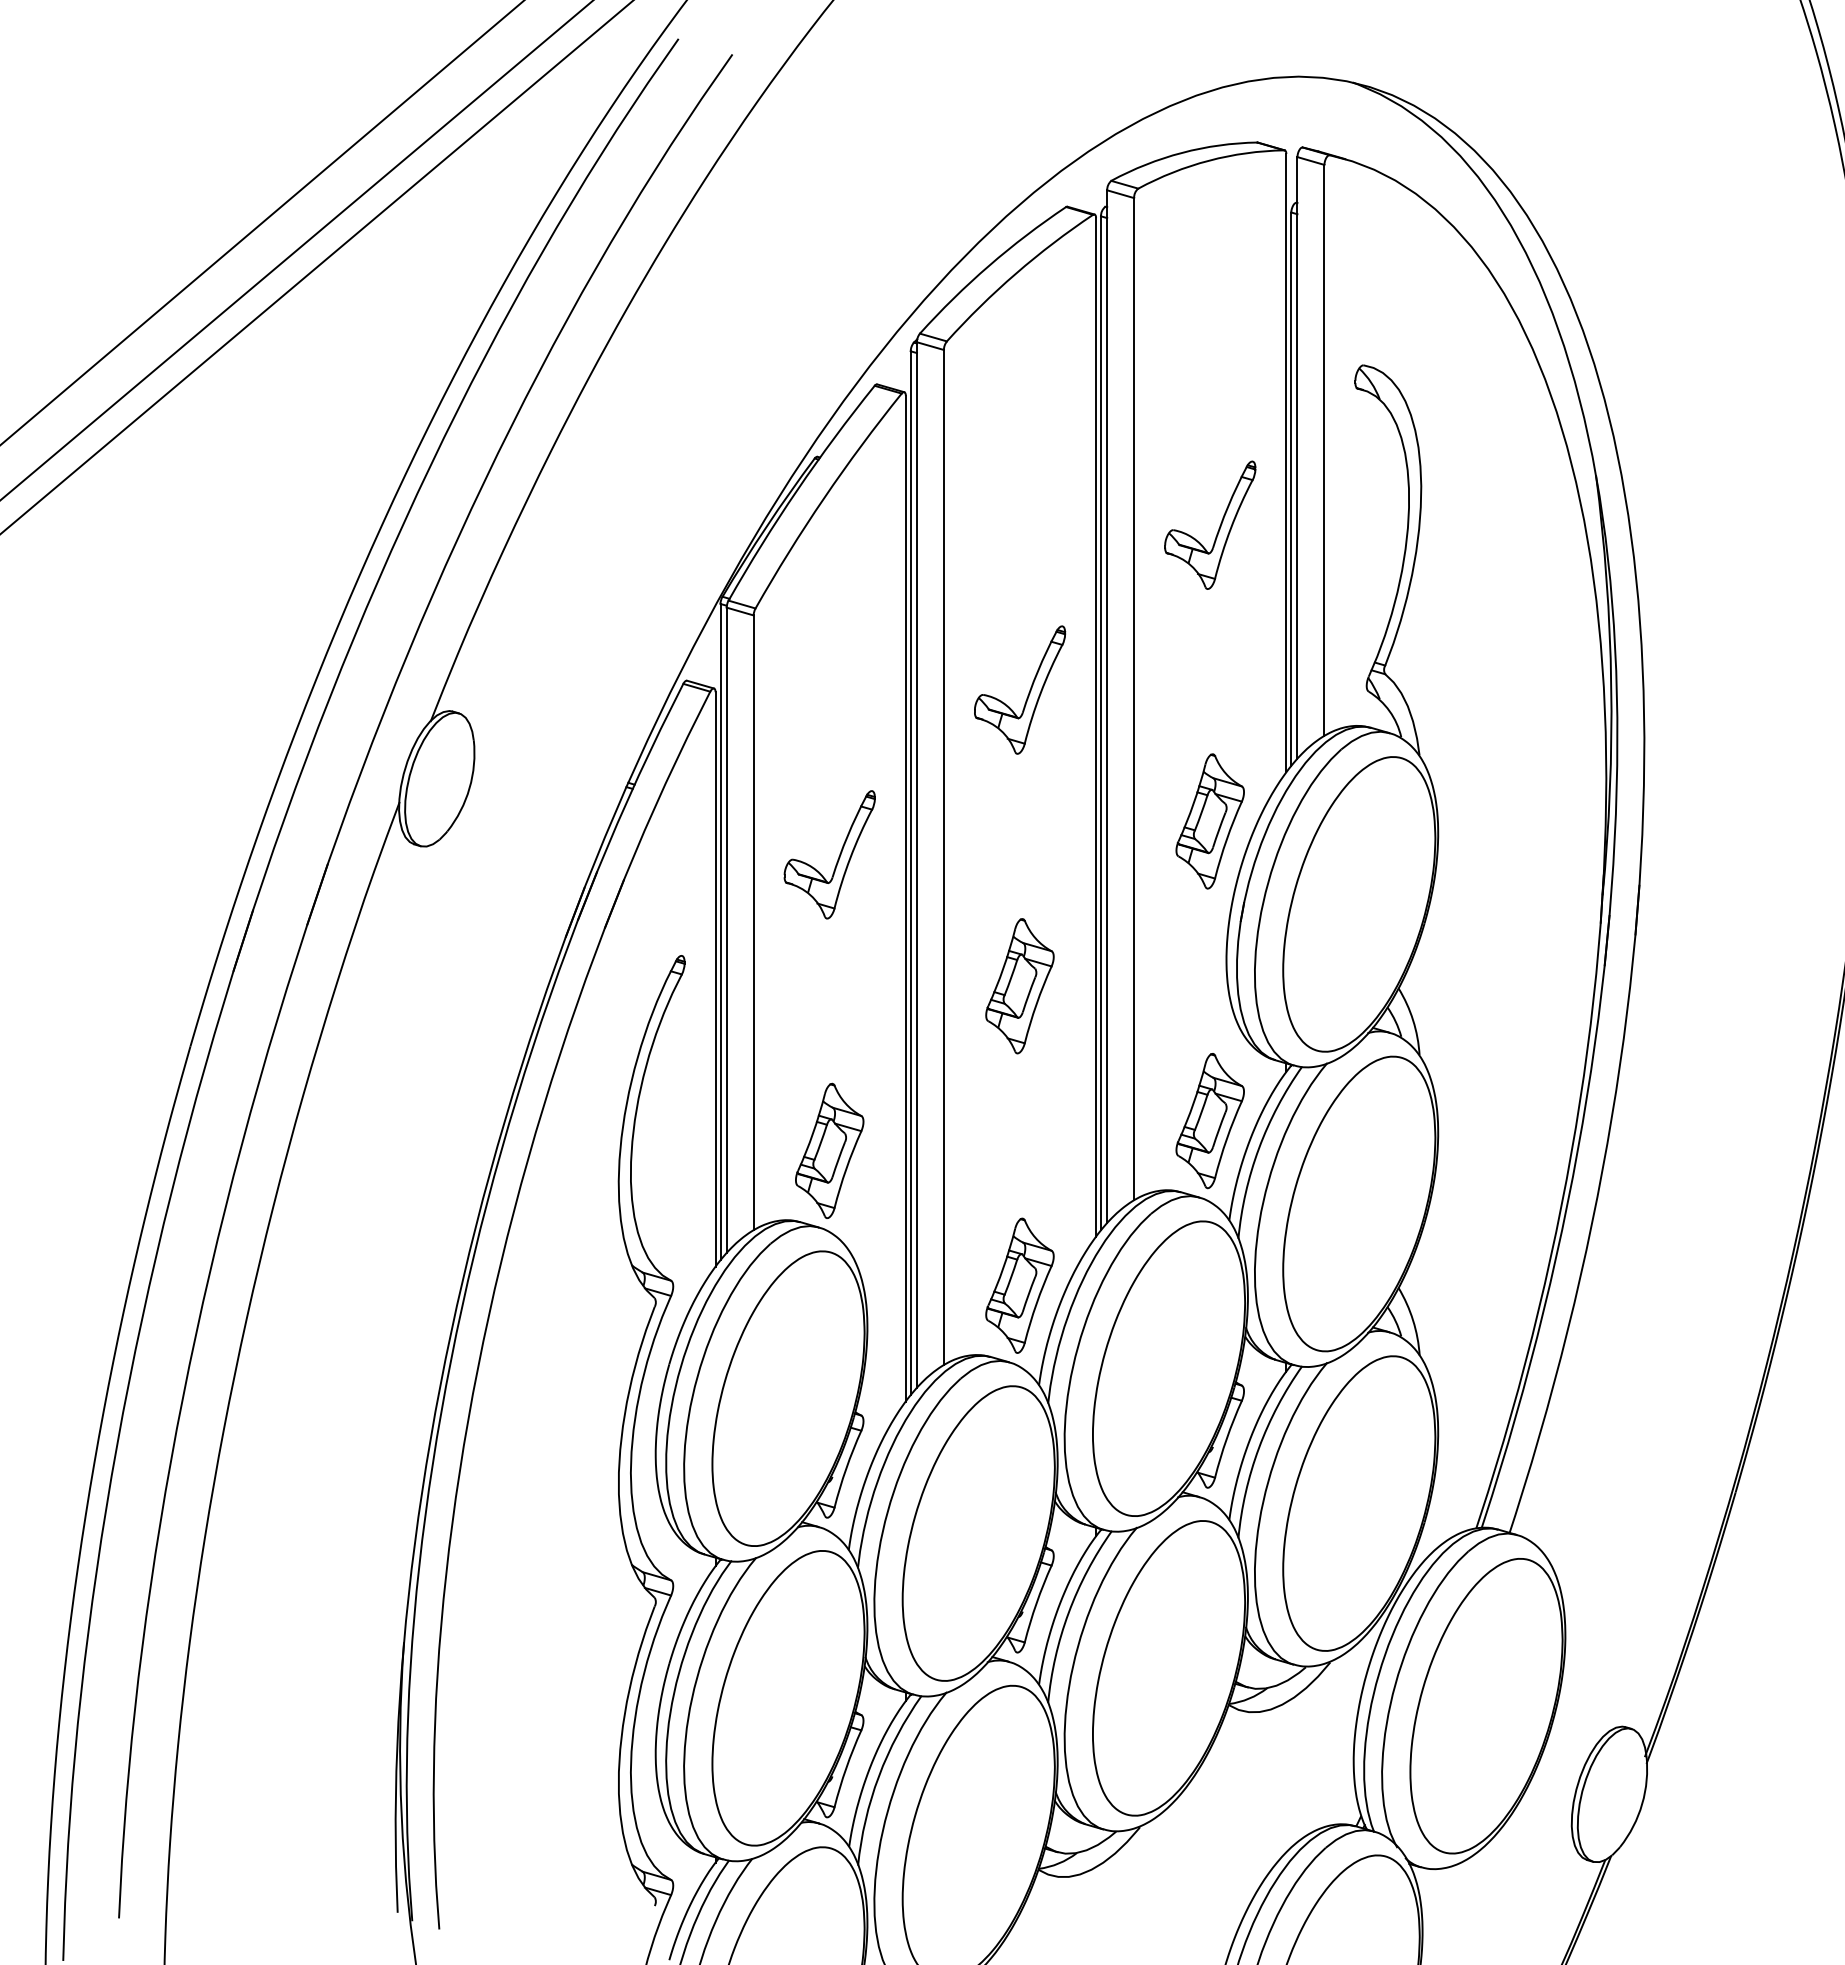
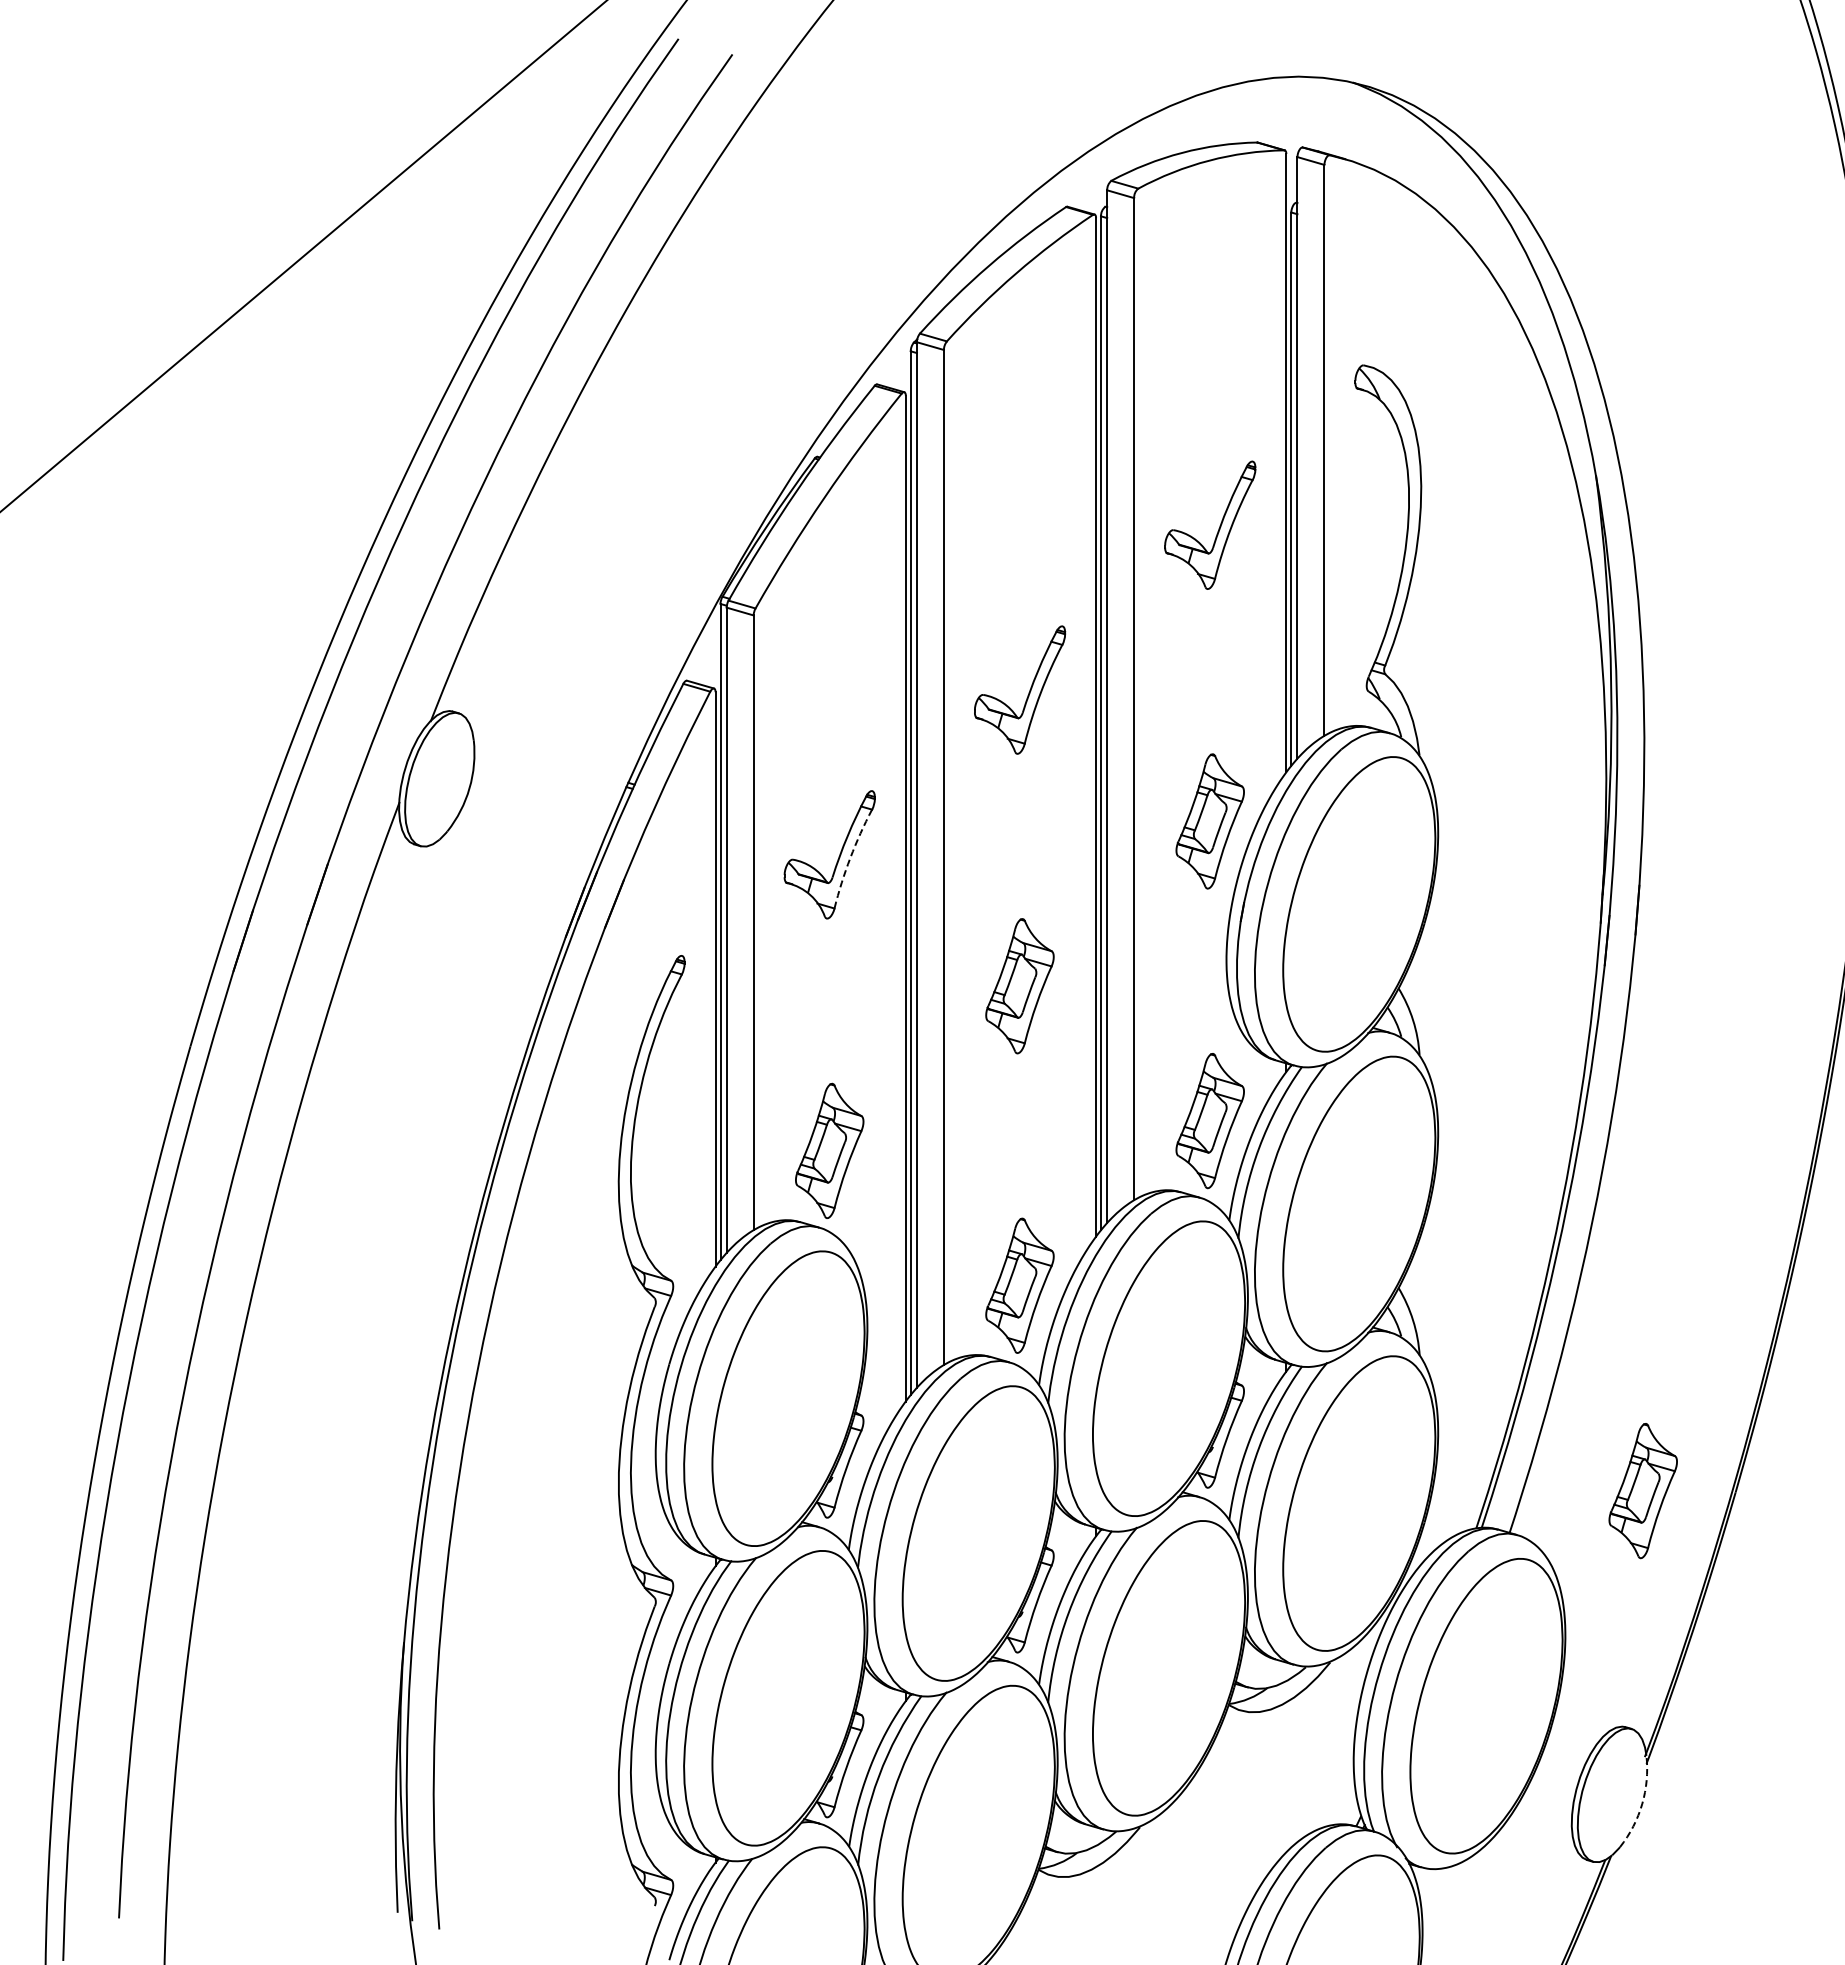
line: present -> none (261, 222)
line: present -> none (296, 250)
line position: (316, 267) -> (303, 256) (303, 256)
arc: solid -> dashed (850, 857)
part: none -> present (1642, 1491)
arc: solid -> dashed (1642, 1803)
